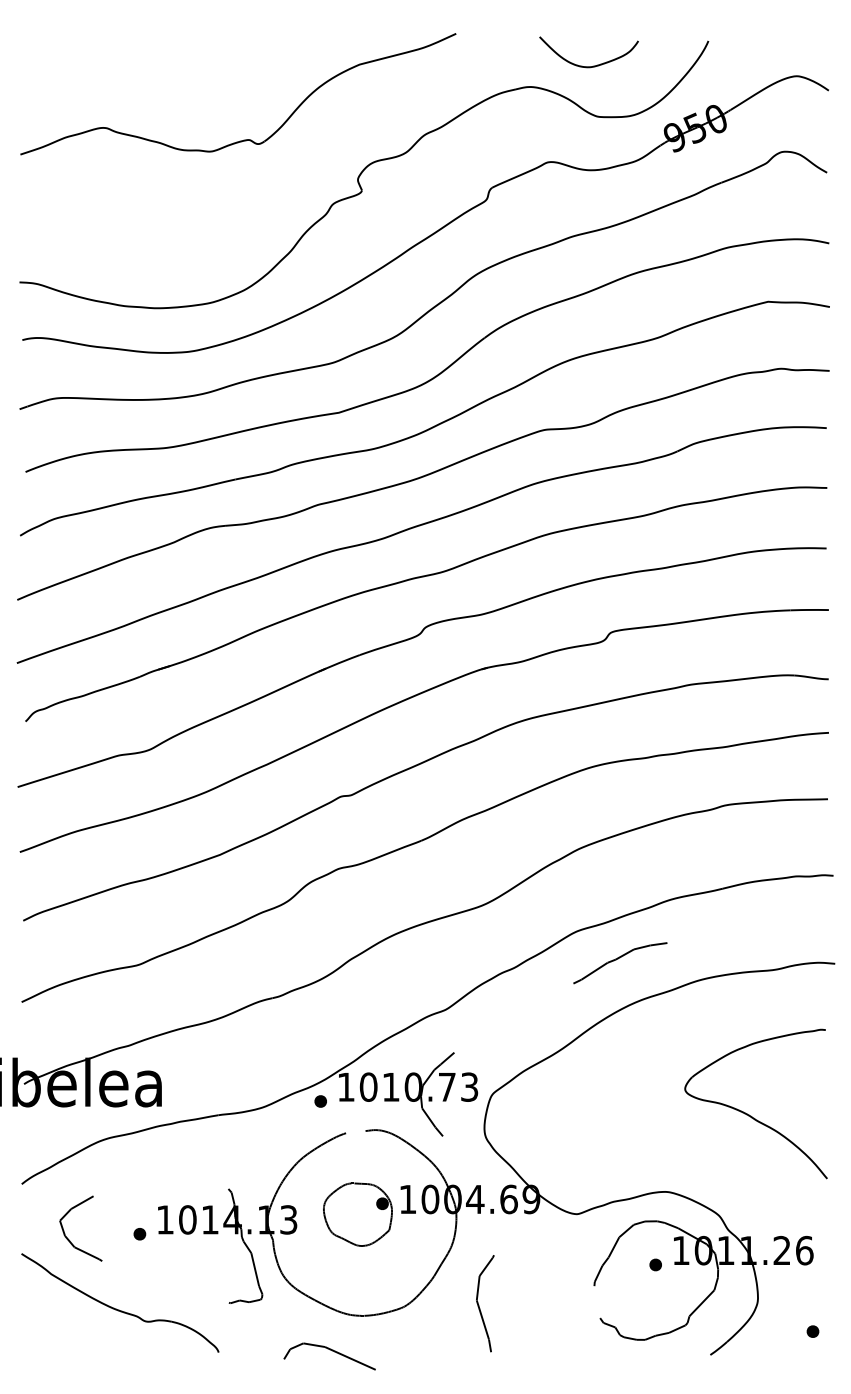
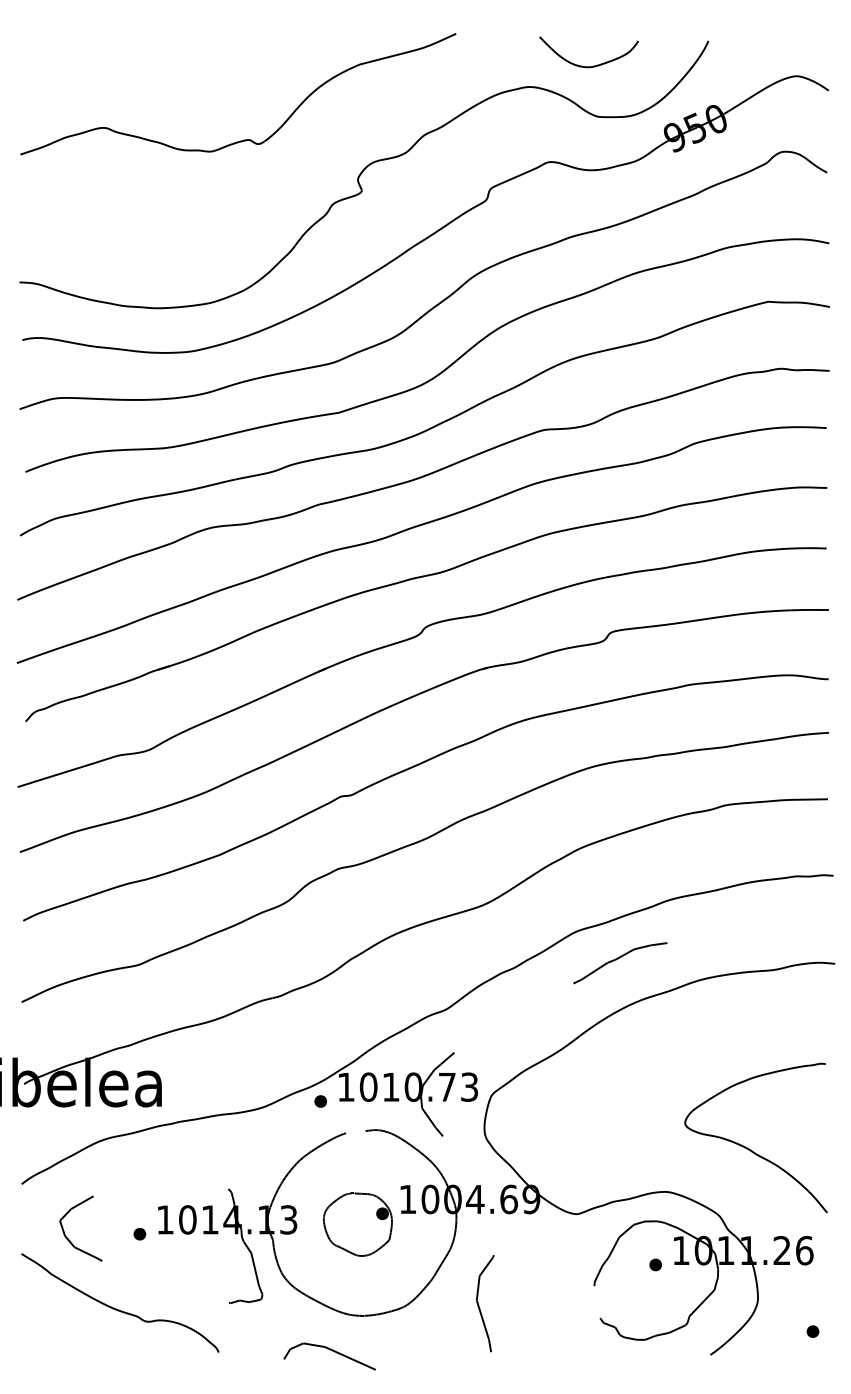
part position: (749, 1114) -> (749, 1148) (749, 1148)
part position: (357, 1214) -> (357, 1224) (357, 1224)
